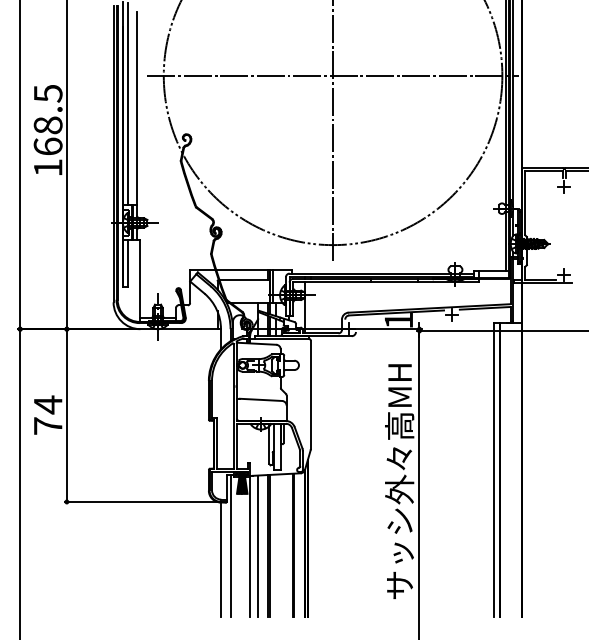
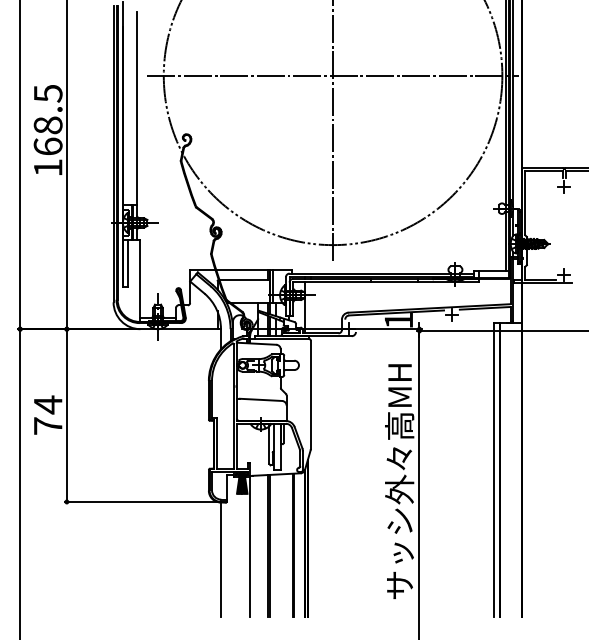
line: present -> none (127, 104)
line: present -> none (230, 545)
line: present -> none (258, 546)
